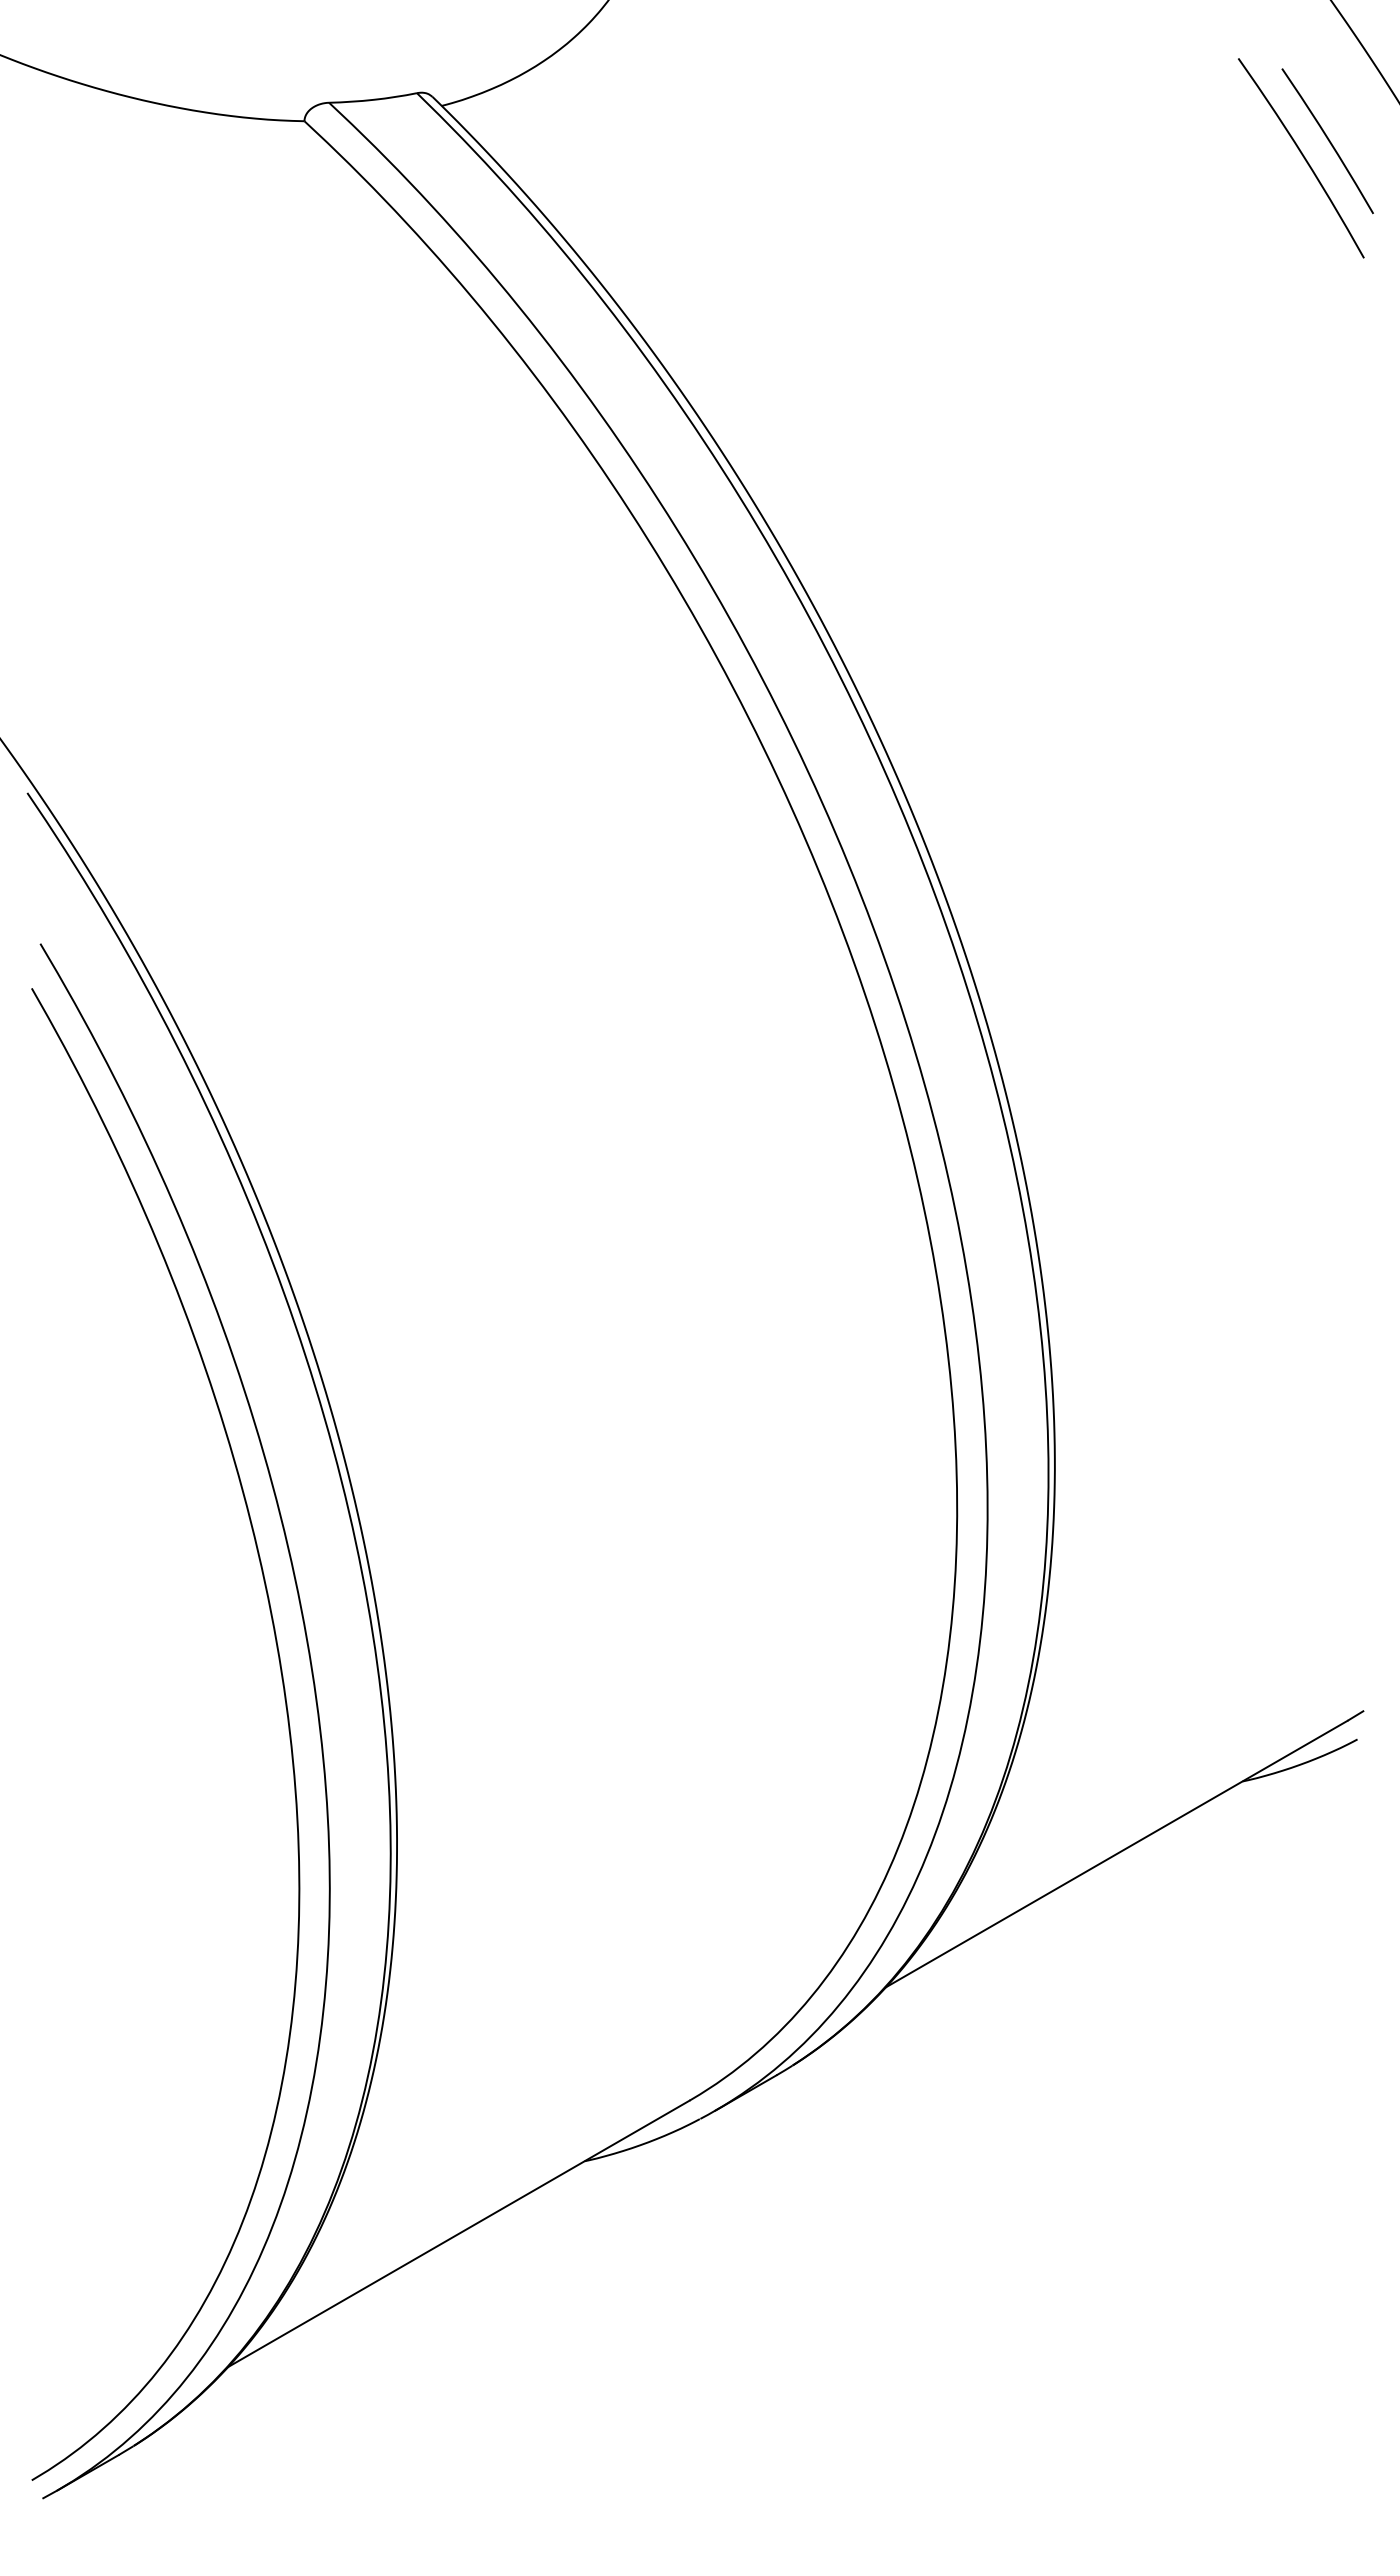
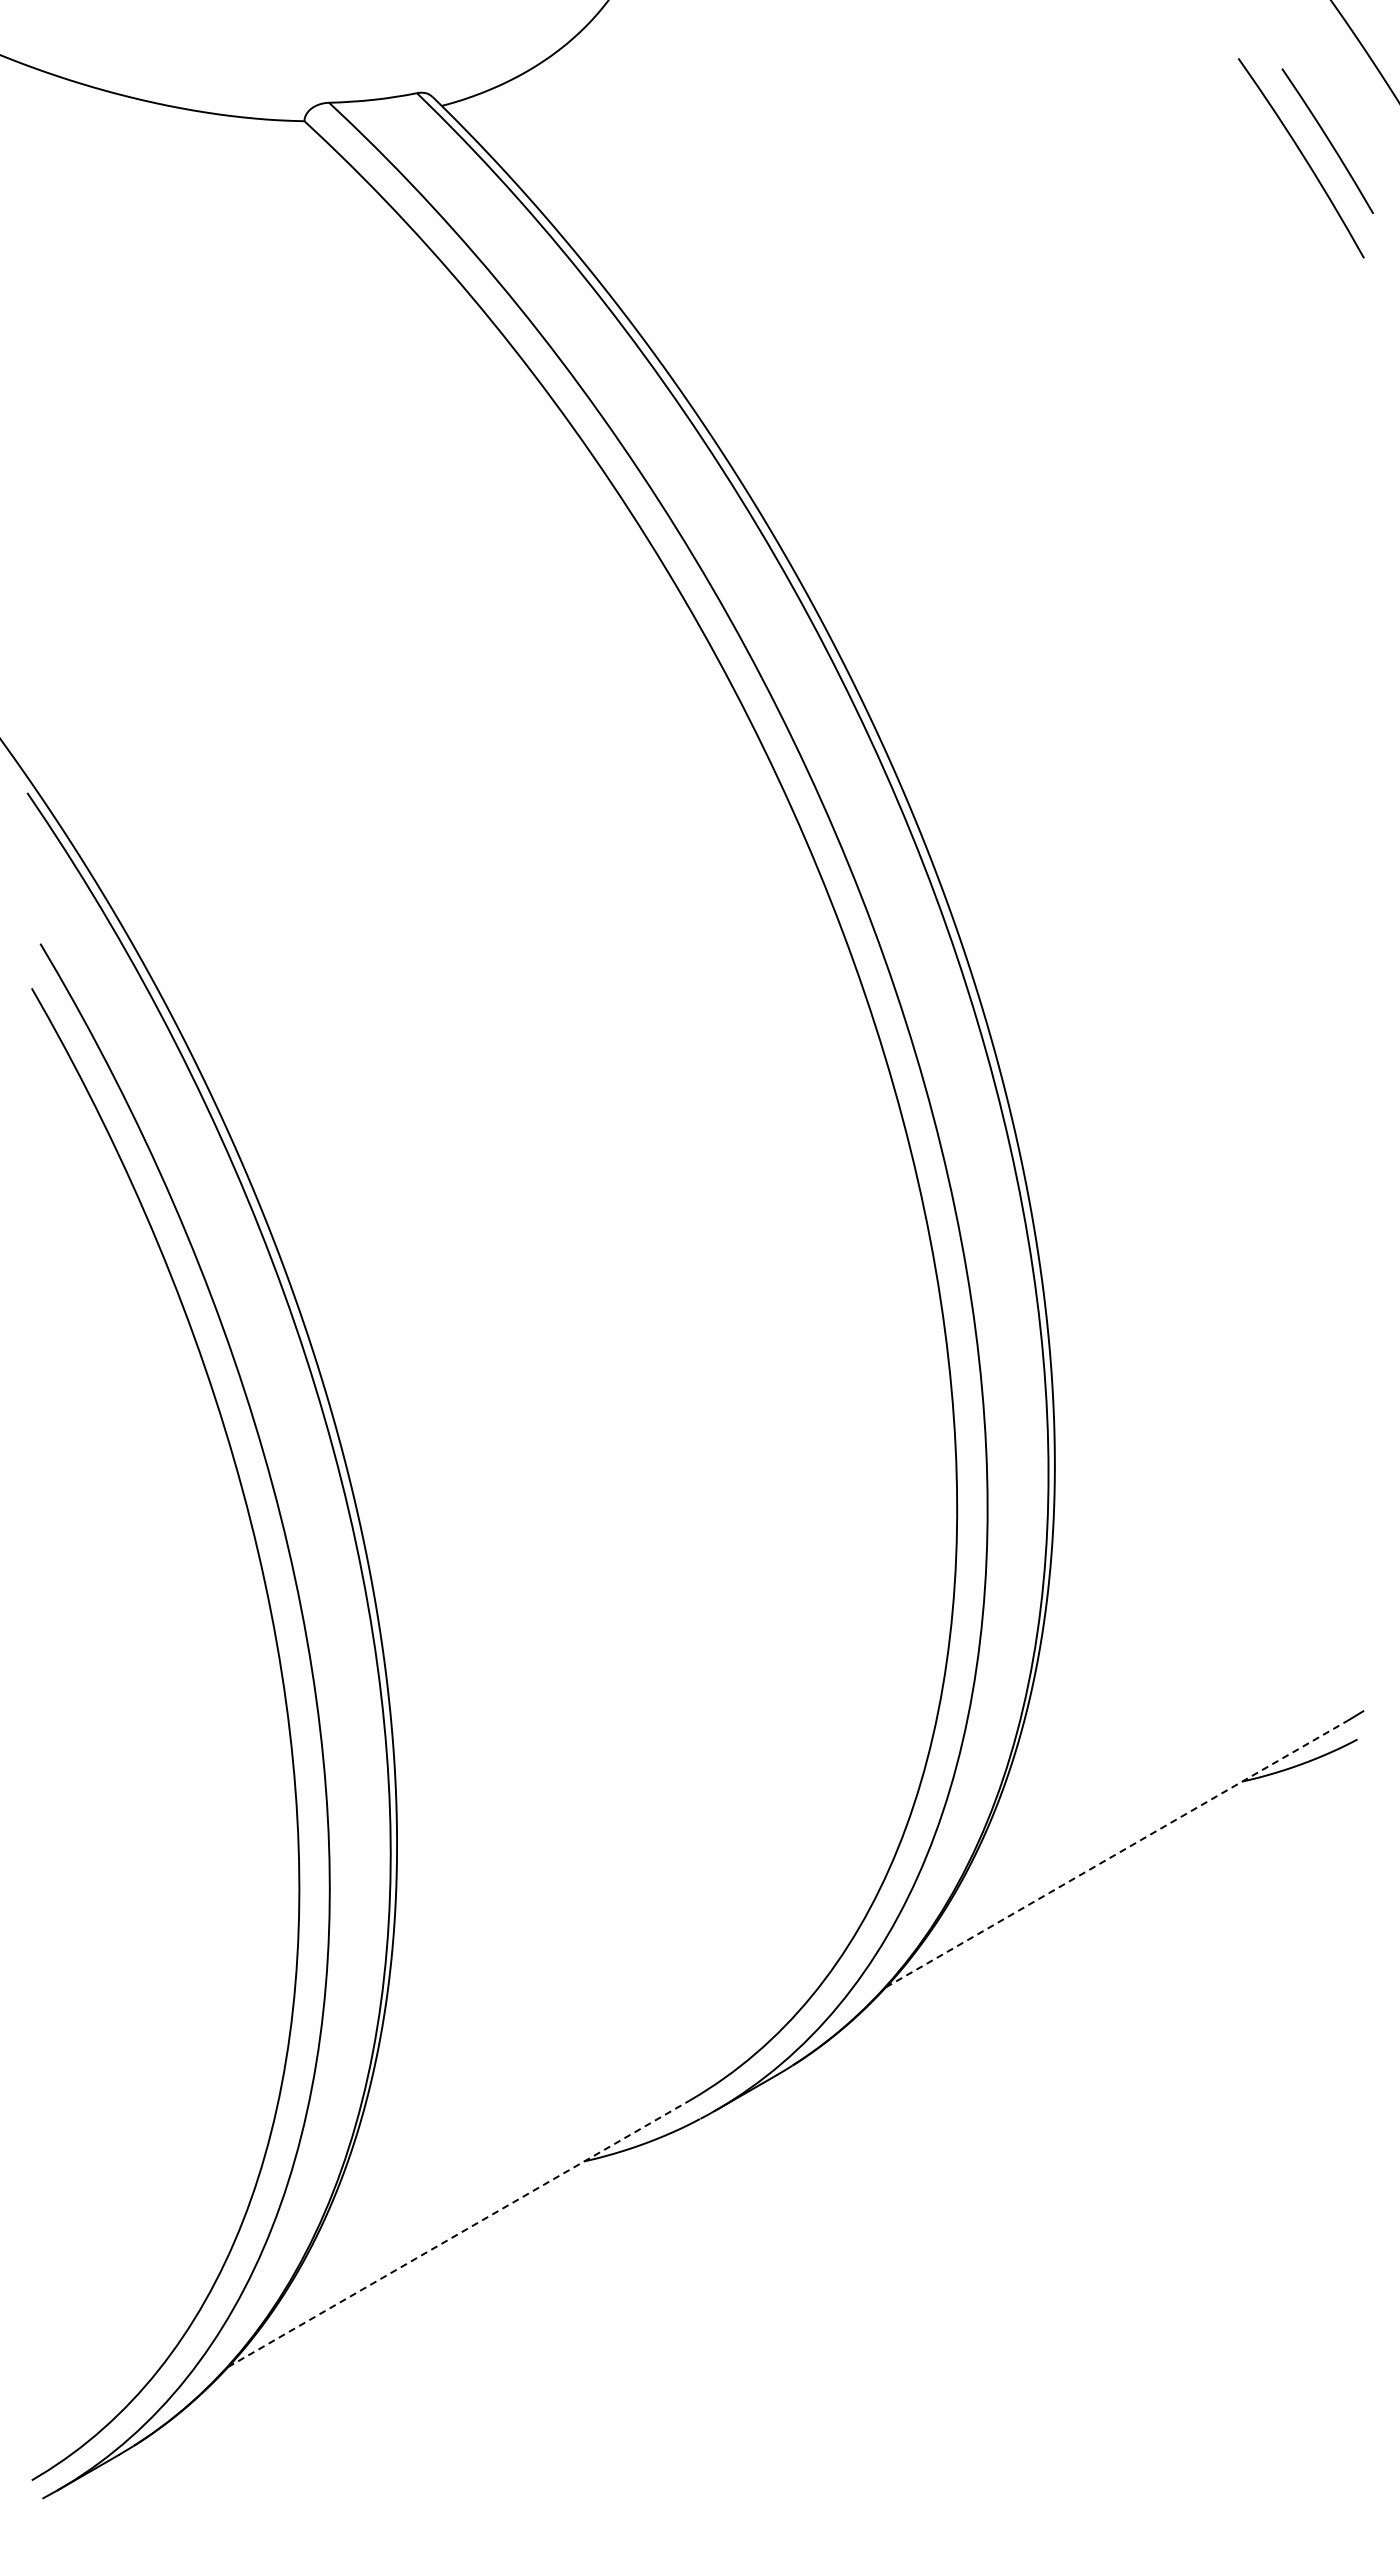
line: solid -> dashed (1117, 1853)
line: solid -> dashed (459, 2233)
